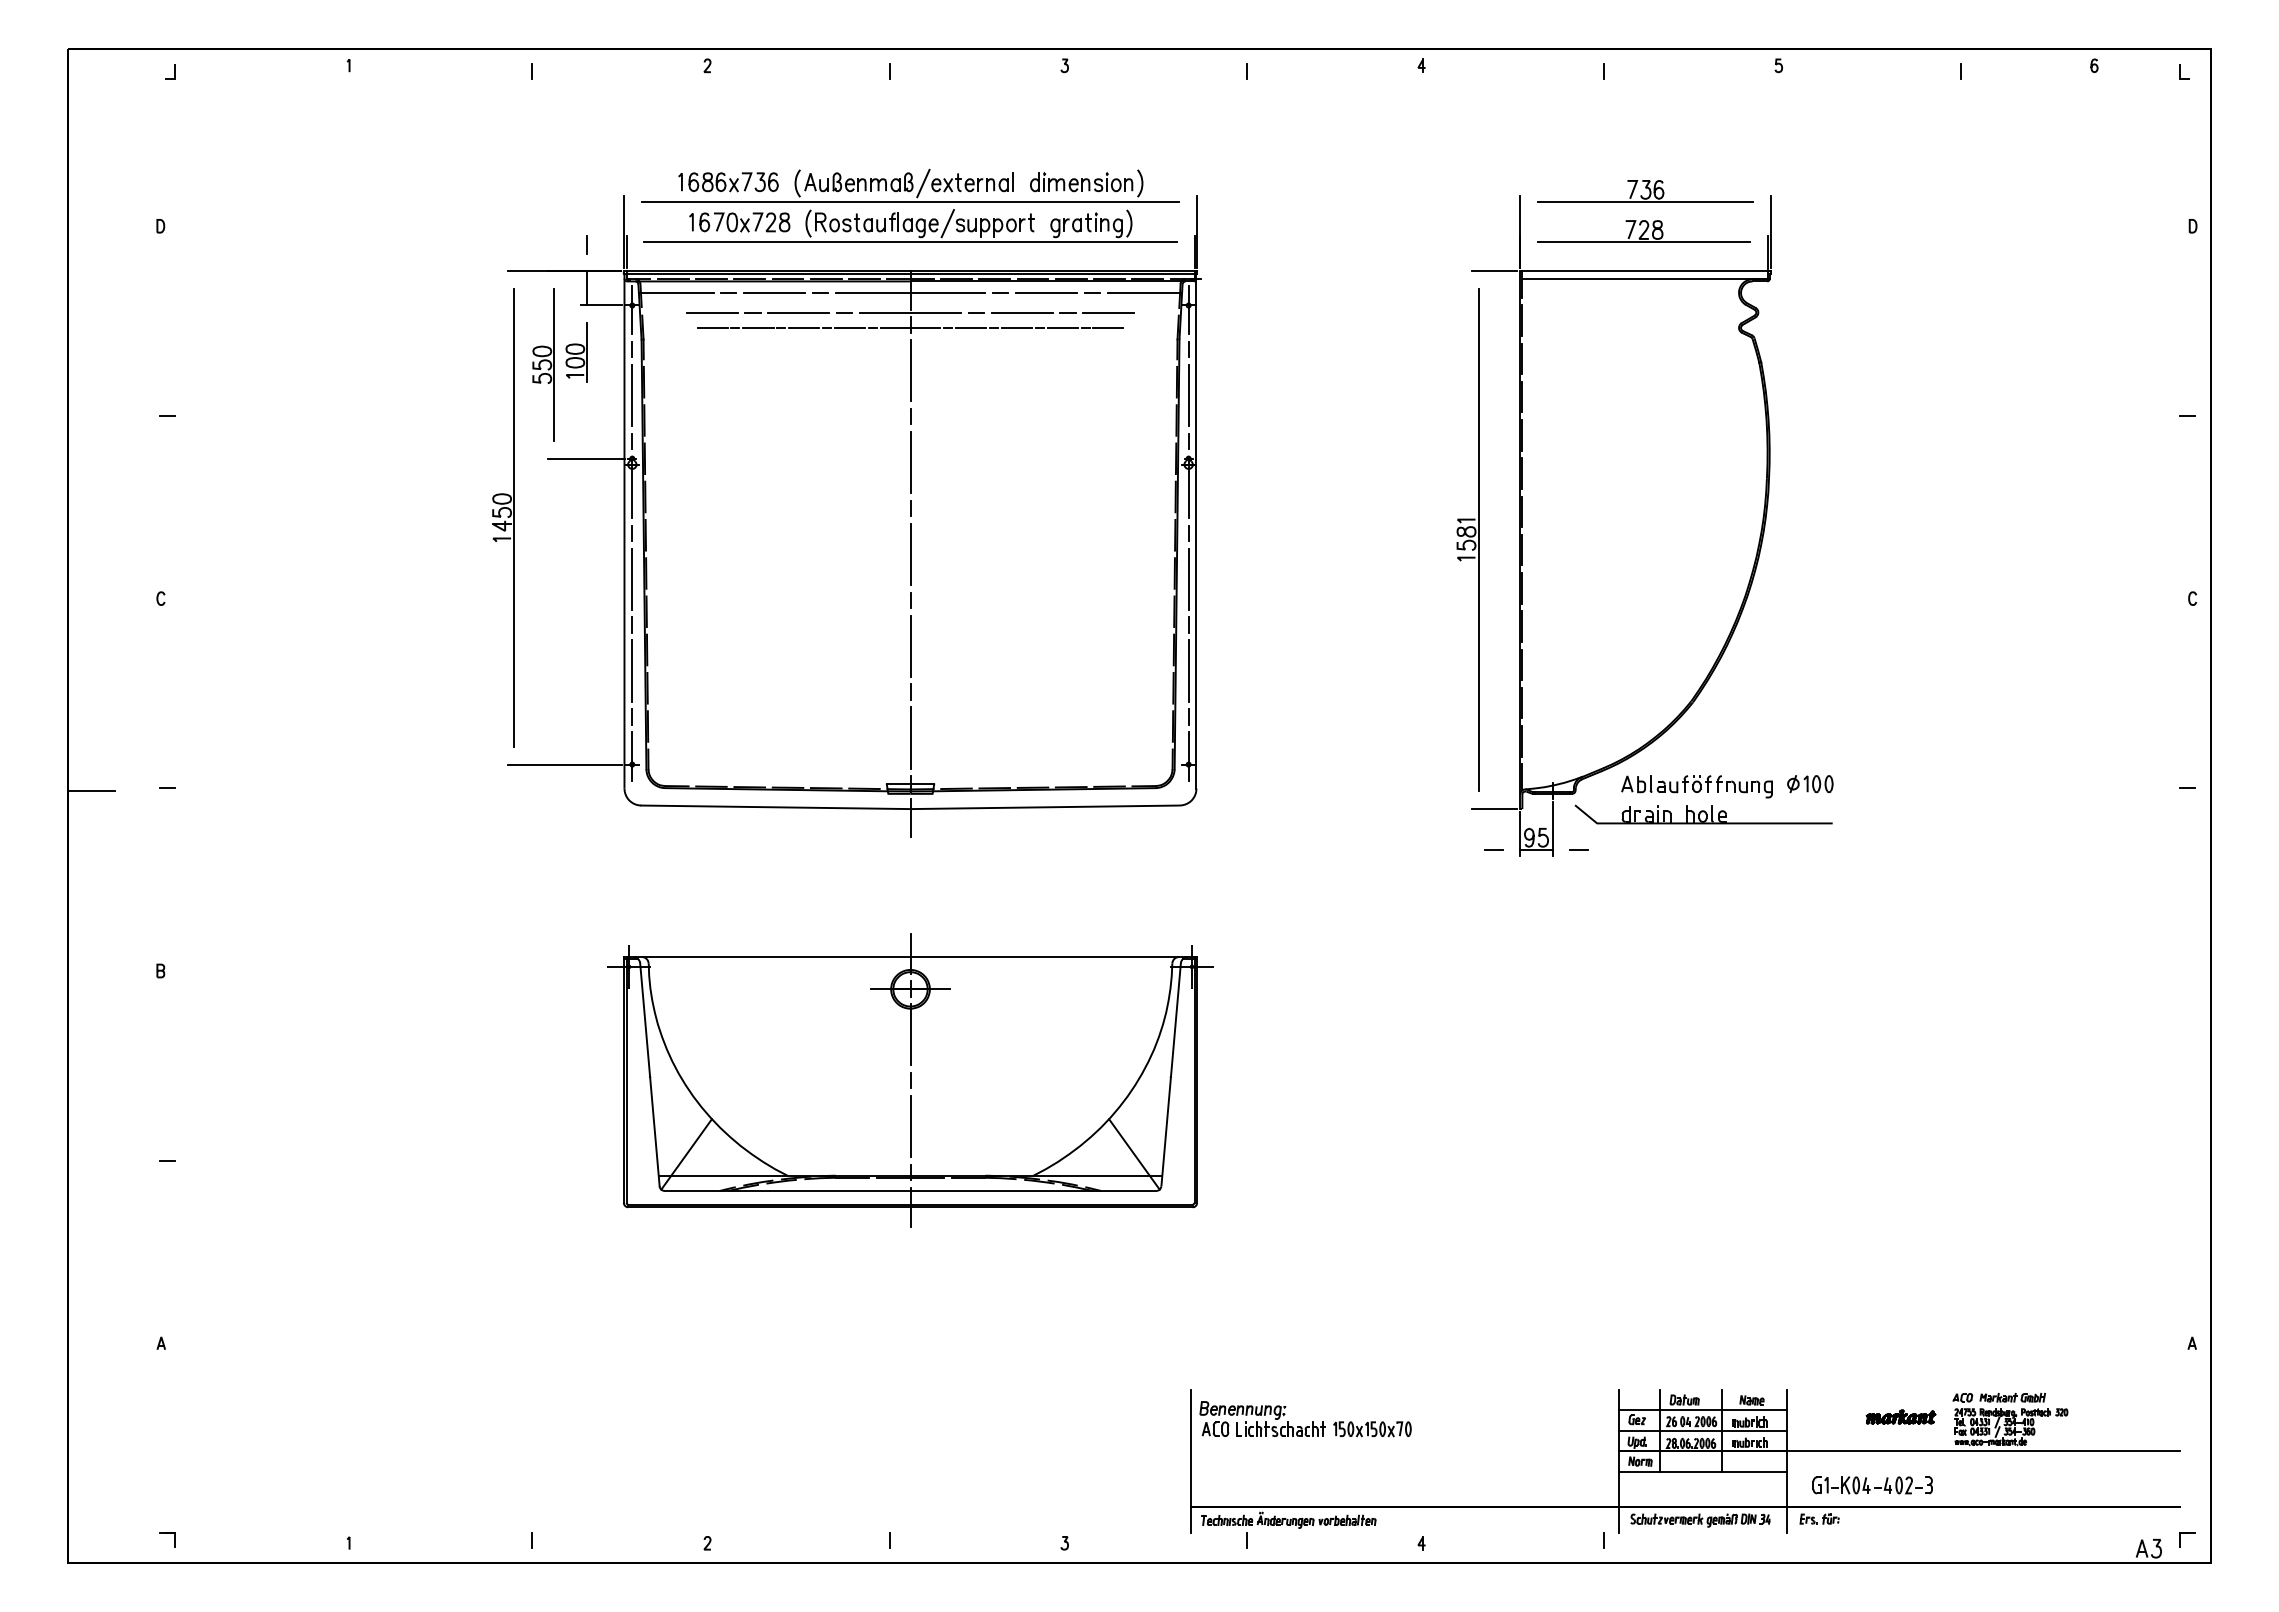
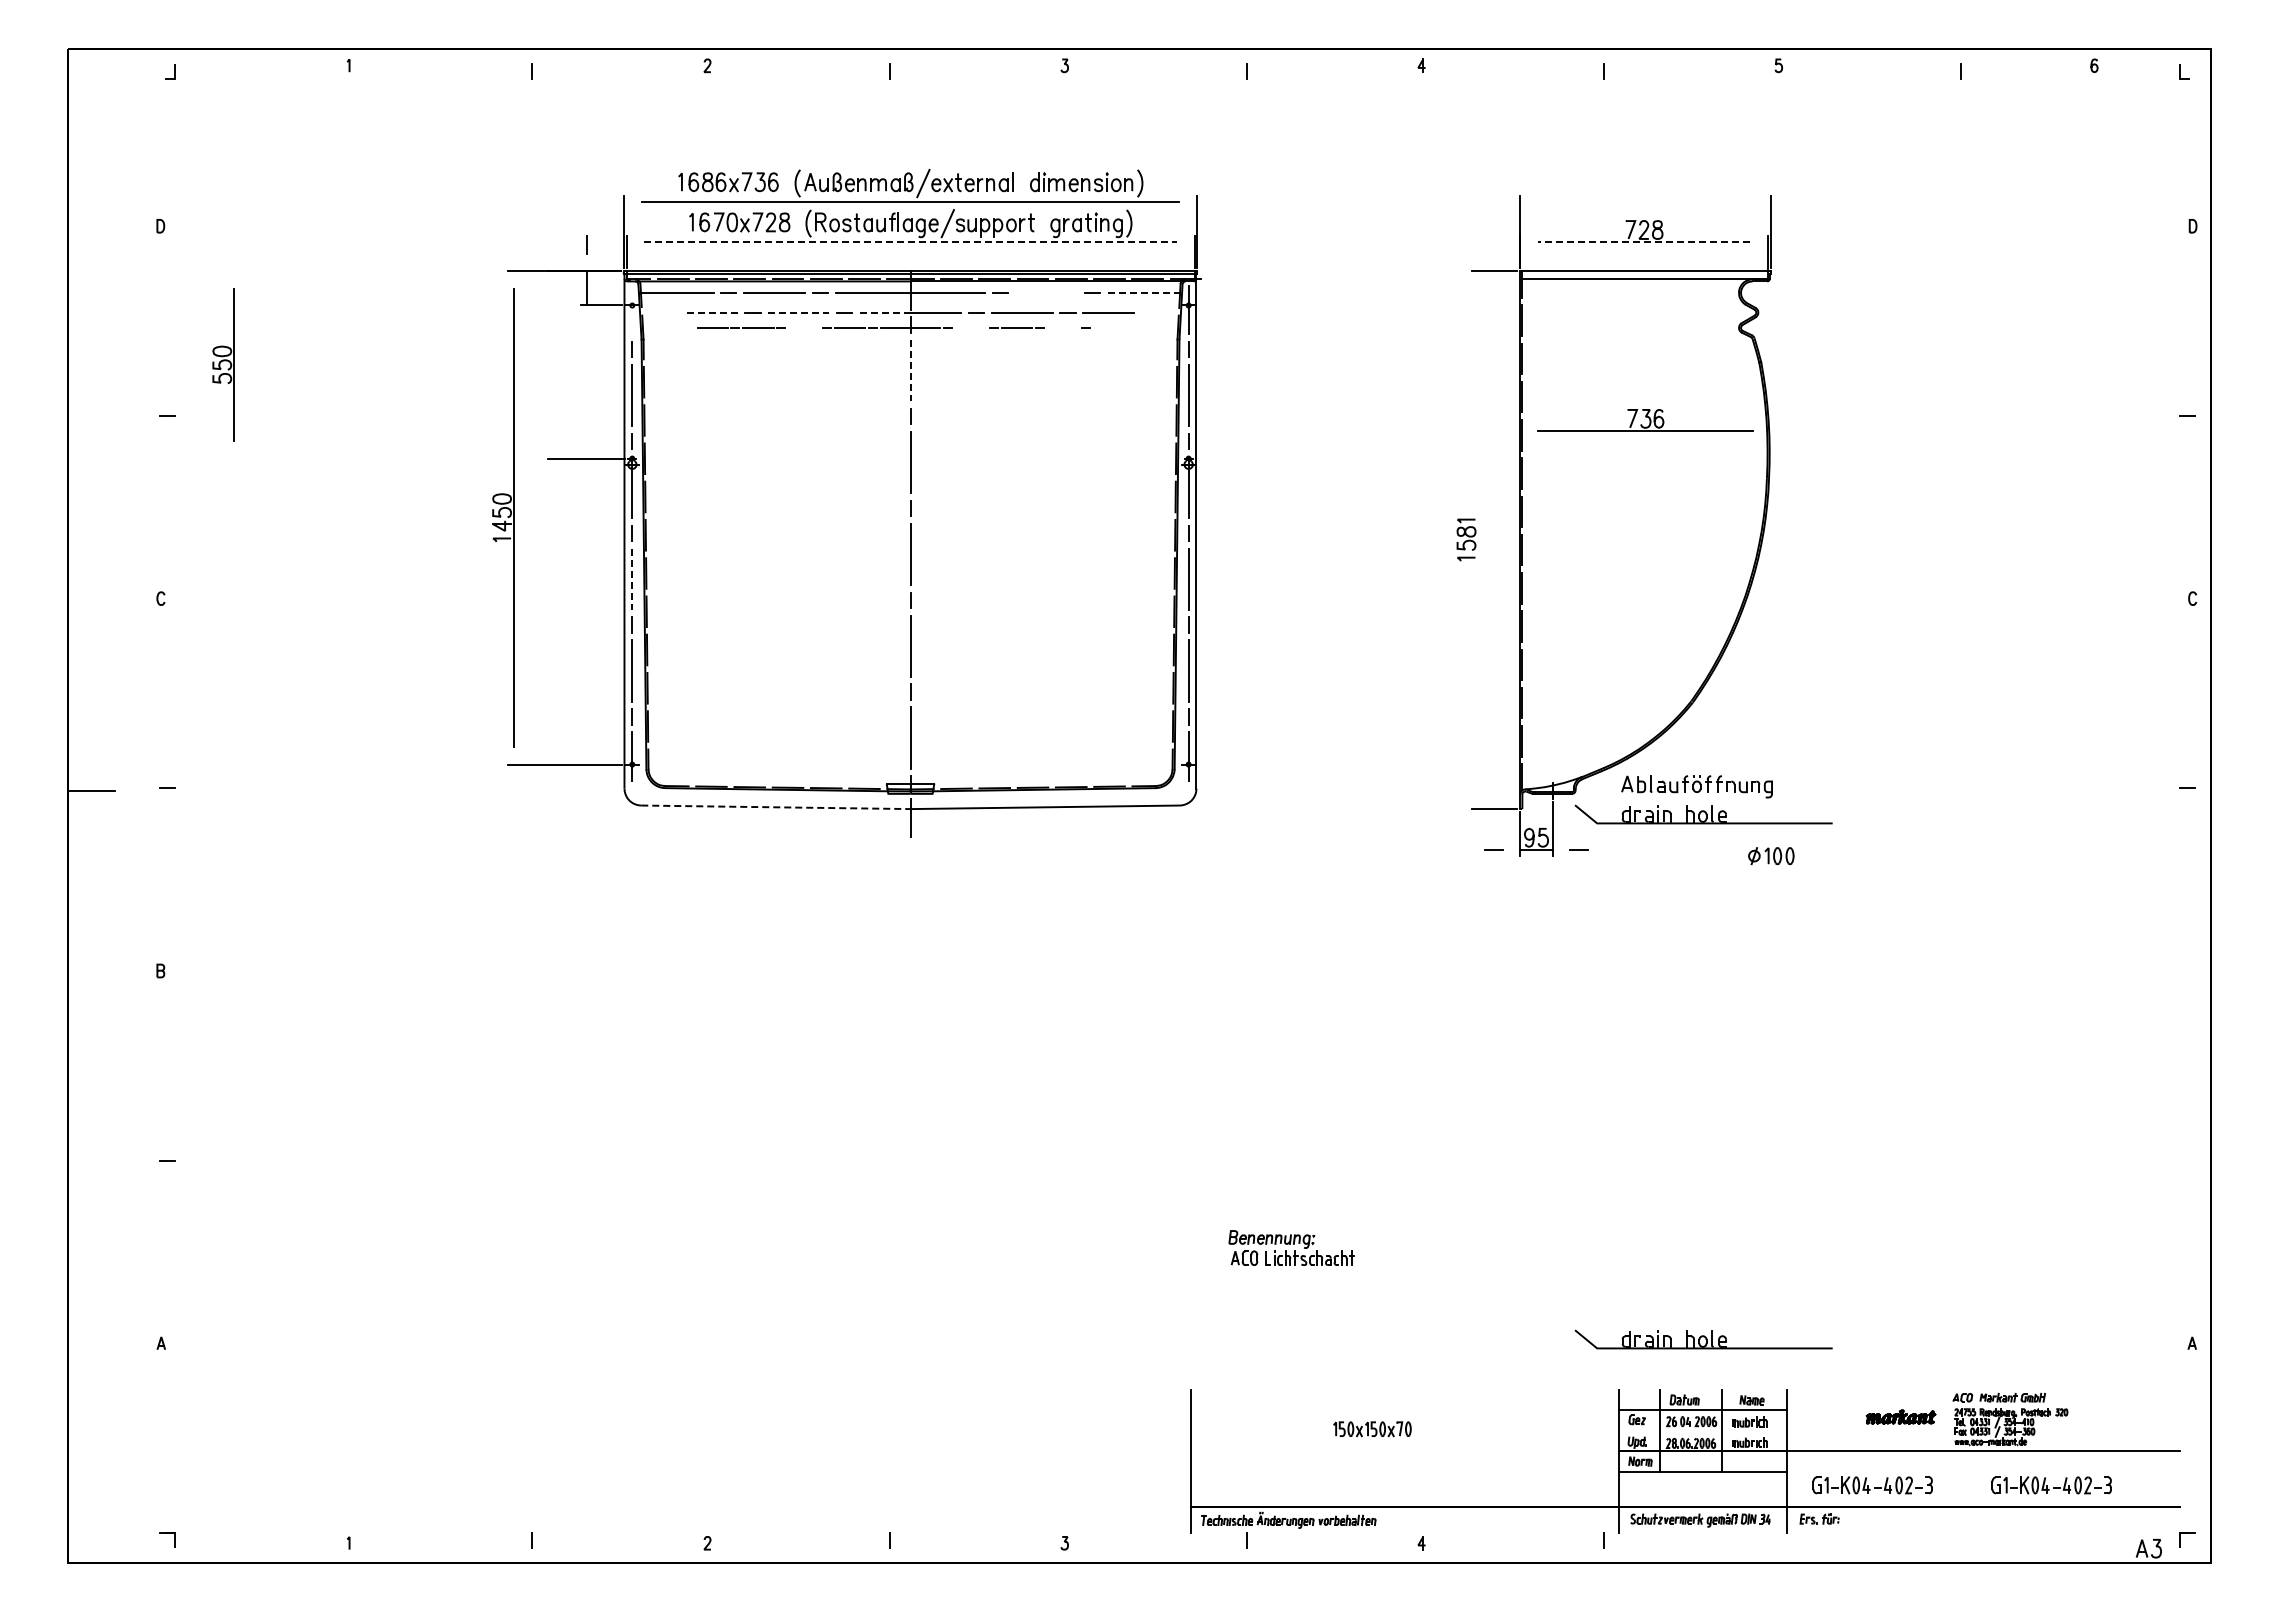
part position: (1645, 191) -> (1645, 420) (1645, 420)
line: solid -> dashed (911, 242)
line: solid -> dashed (1644, 242)
line: present -> none (1045, 292)
line: solid -> dashed (1145, 292)
line: present -> none (632, 309)
line: solid -> dashed (712, 312)
line: solid -> dashed (798, 312)
line: solid -> dashed (885, 312)
line: present -> none (803, 327)
line: present -> none (970, 327)
line: present -> none (1062, 327)
line: present -> none (1108, 327)
part: present -> none (576, 352)
part position: (543, 364) -> (223, 364) (223, 364)
line: solid -> dashed (910, 370)
line: present -> none (1478, 540)
line: solid -> dashed (632, 579)
part position: (1810, 784) -> (1771, 856) (1771, 856)
line: solid -> dashed (775, 807)
part: present -> none (910, 1080)
part: none -> present (1703, 1339)
part position: (1262, 1418) -> (1291, 1247) (1291, 1247)
line: present -> none (1702, 1430)
part: none -> present (2051, 1485)
